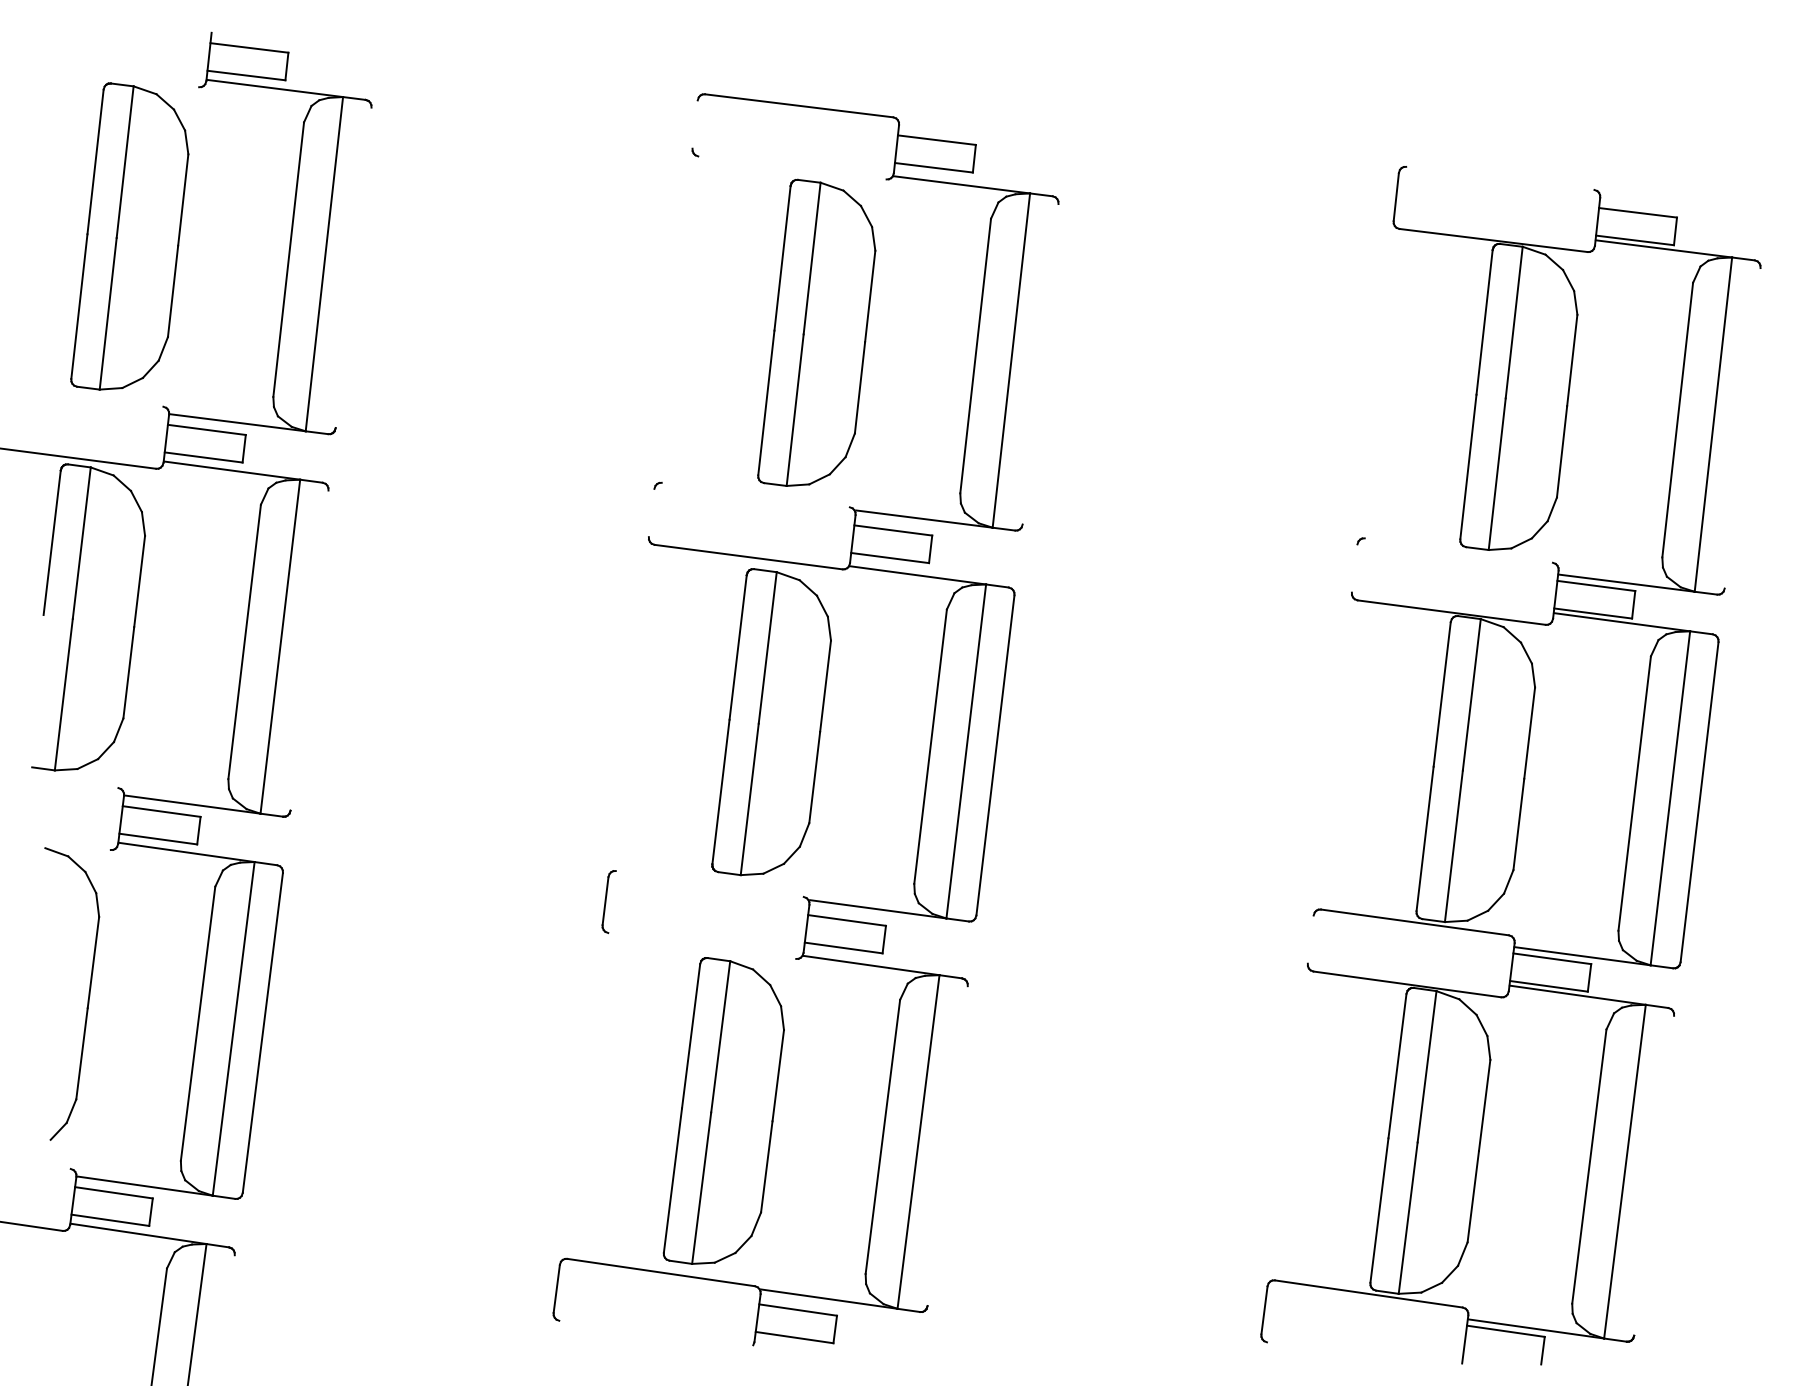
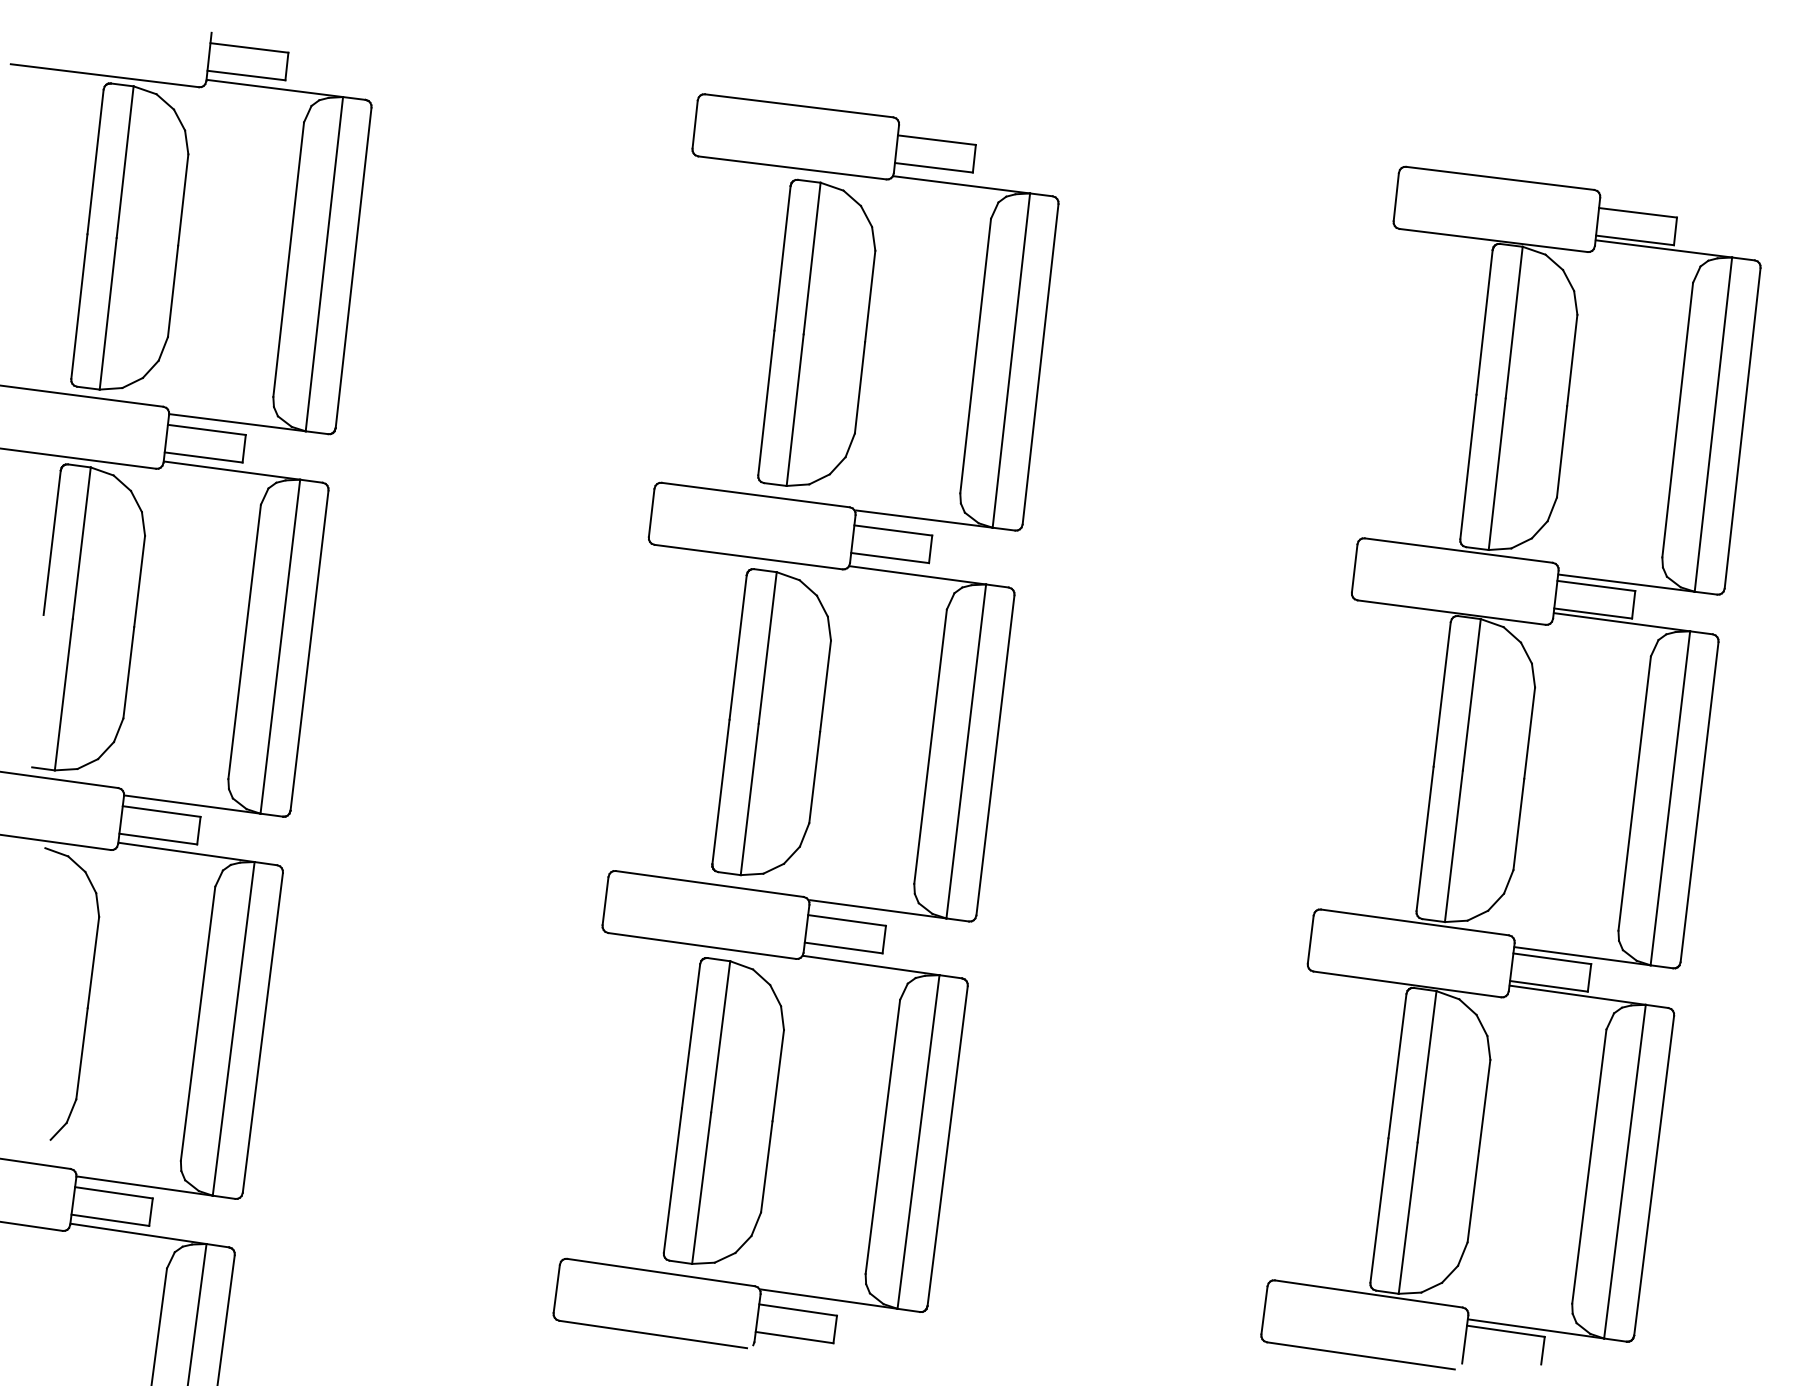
line: none -> present (104, 75)
line: none -> present (694, 124)
line: none -> present (792, 167)
line: none -> present (1500, 177)
line: none -> present (353, 267)
line: none -> present (1040, 364)
line: none -> present (82, 395)
line: none -> present (1742, 428)
line: none -> present (755, 494)
line: none -> present (651, 512)
line: none -> present (1458, 550)
line: none -> present (1354, 568)
line: none -> present (309, 650)
line: none -> present (60, 780)
line: none -> present (56, 842)
line: none -> present (709, 883)
line: none -> present (1310, 939)
line: none -> present (702, 945)
line: none -> present (947, 1146)
line: none -> present (36, 1163)
line: none -> present (1654, 1175)
line: none -> present (225, 1318)
line: none -> present (653, 1334)
line: none -> present (1360, 1355)
